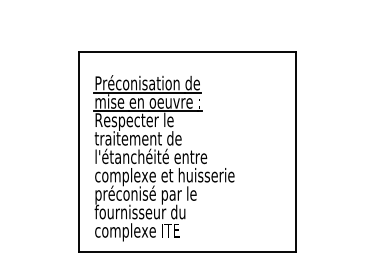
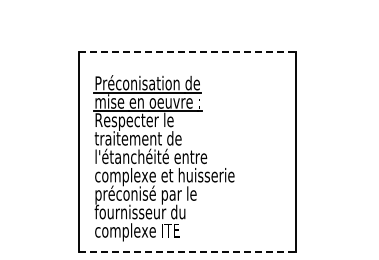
line: solid -> dashed (188, 52)
line: solid -> dashed (188, 252)
